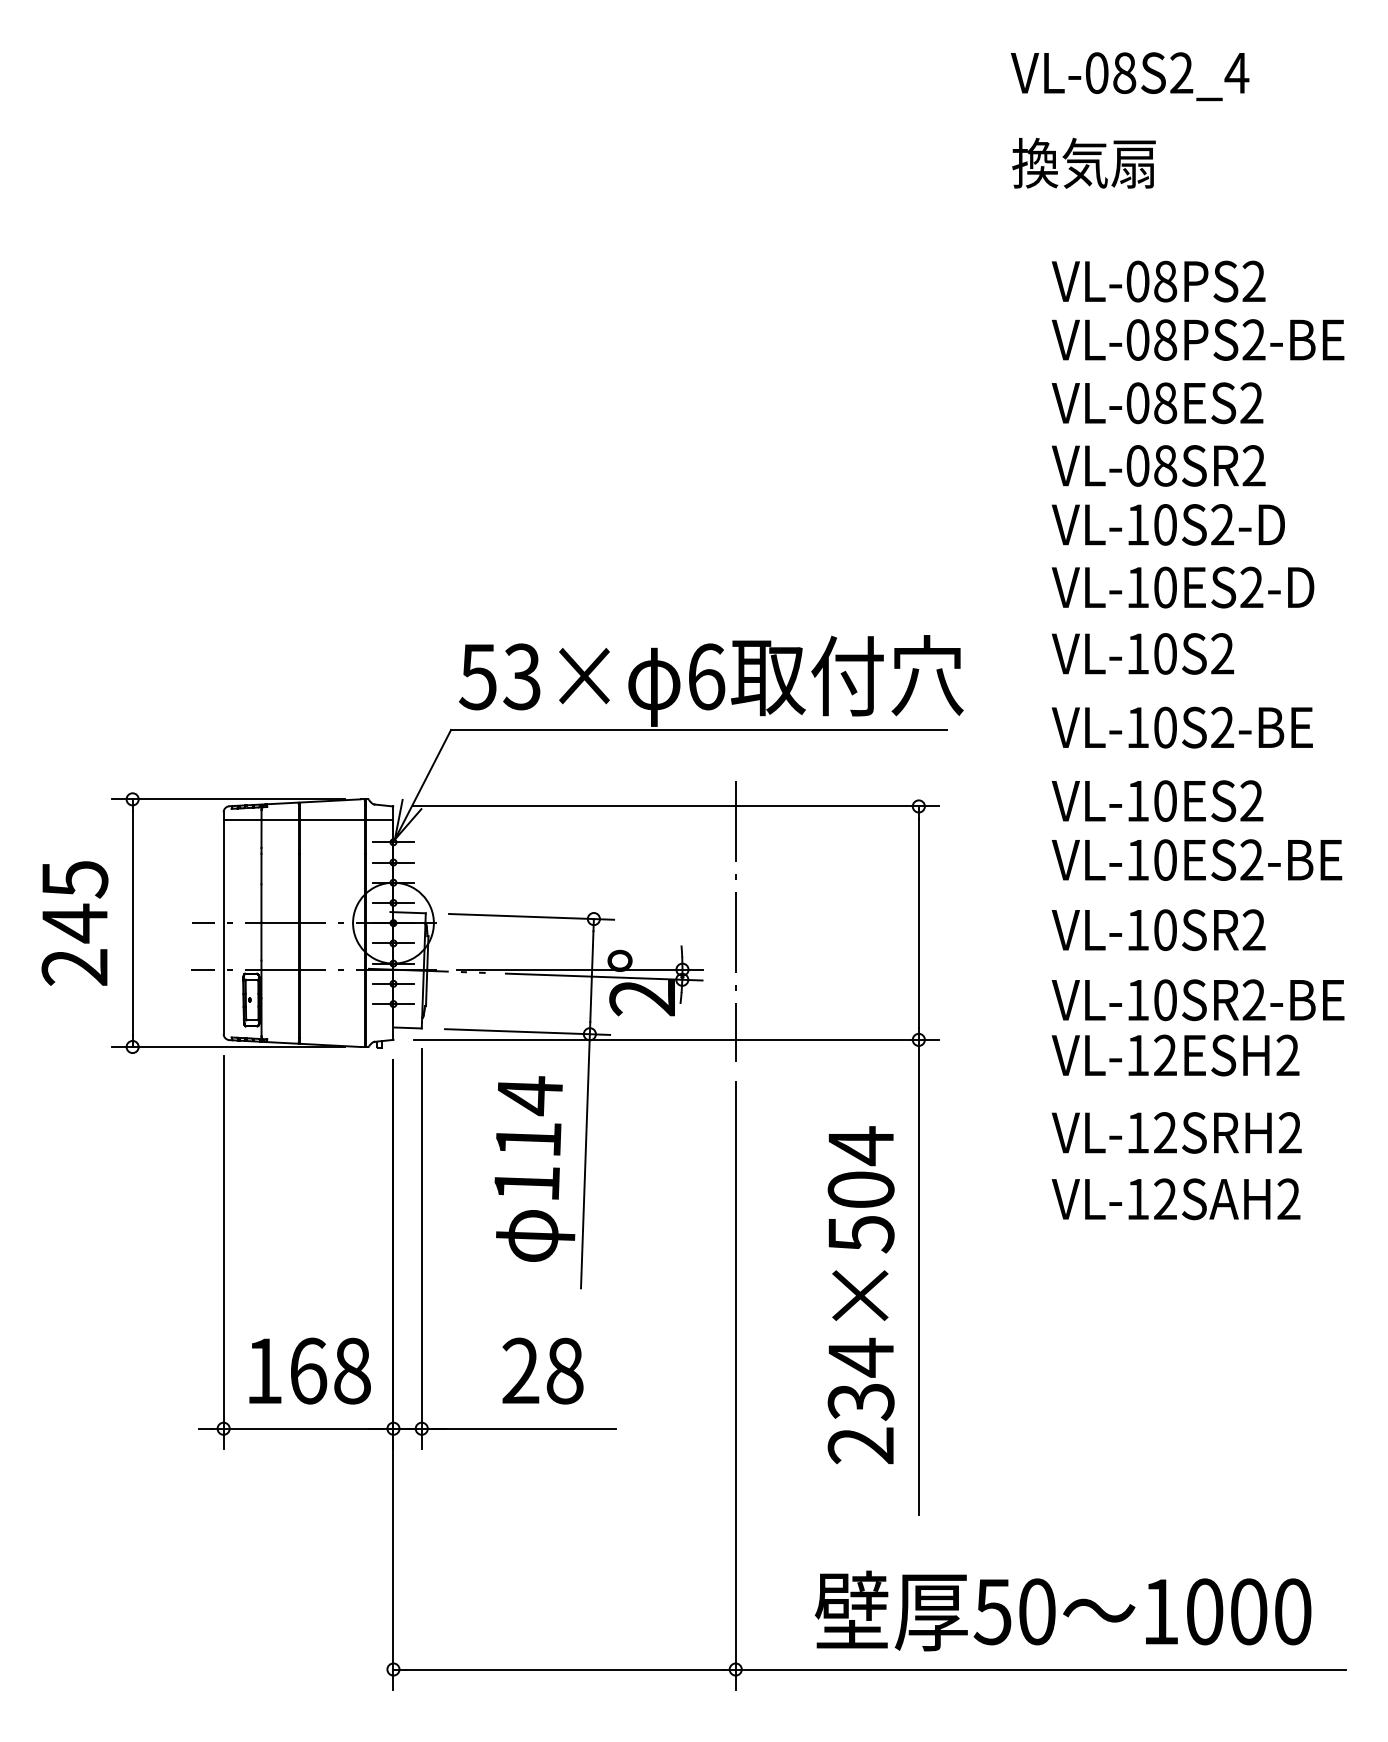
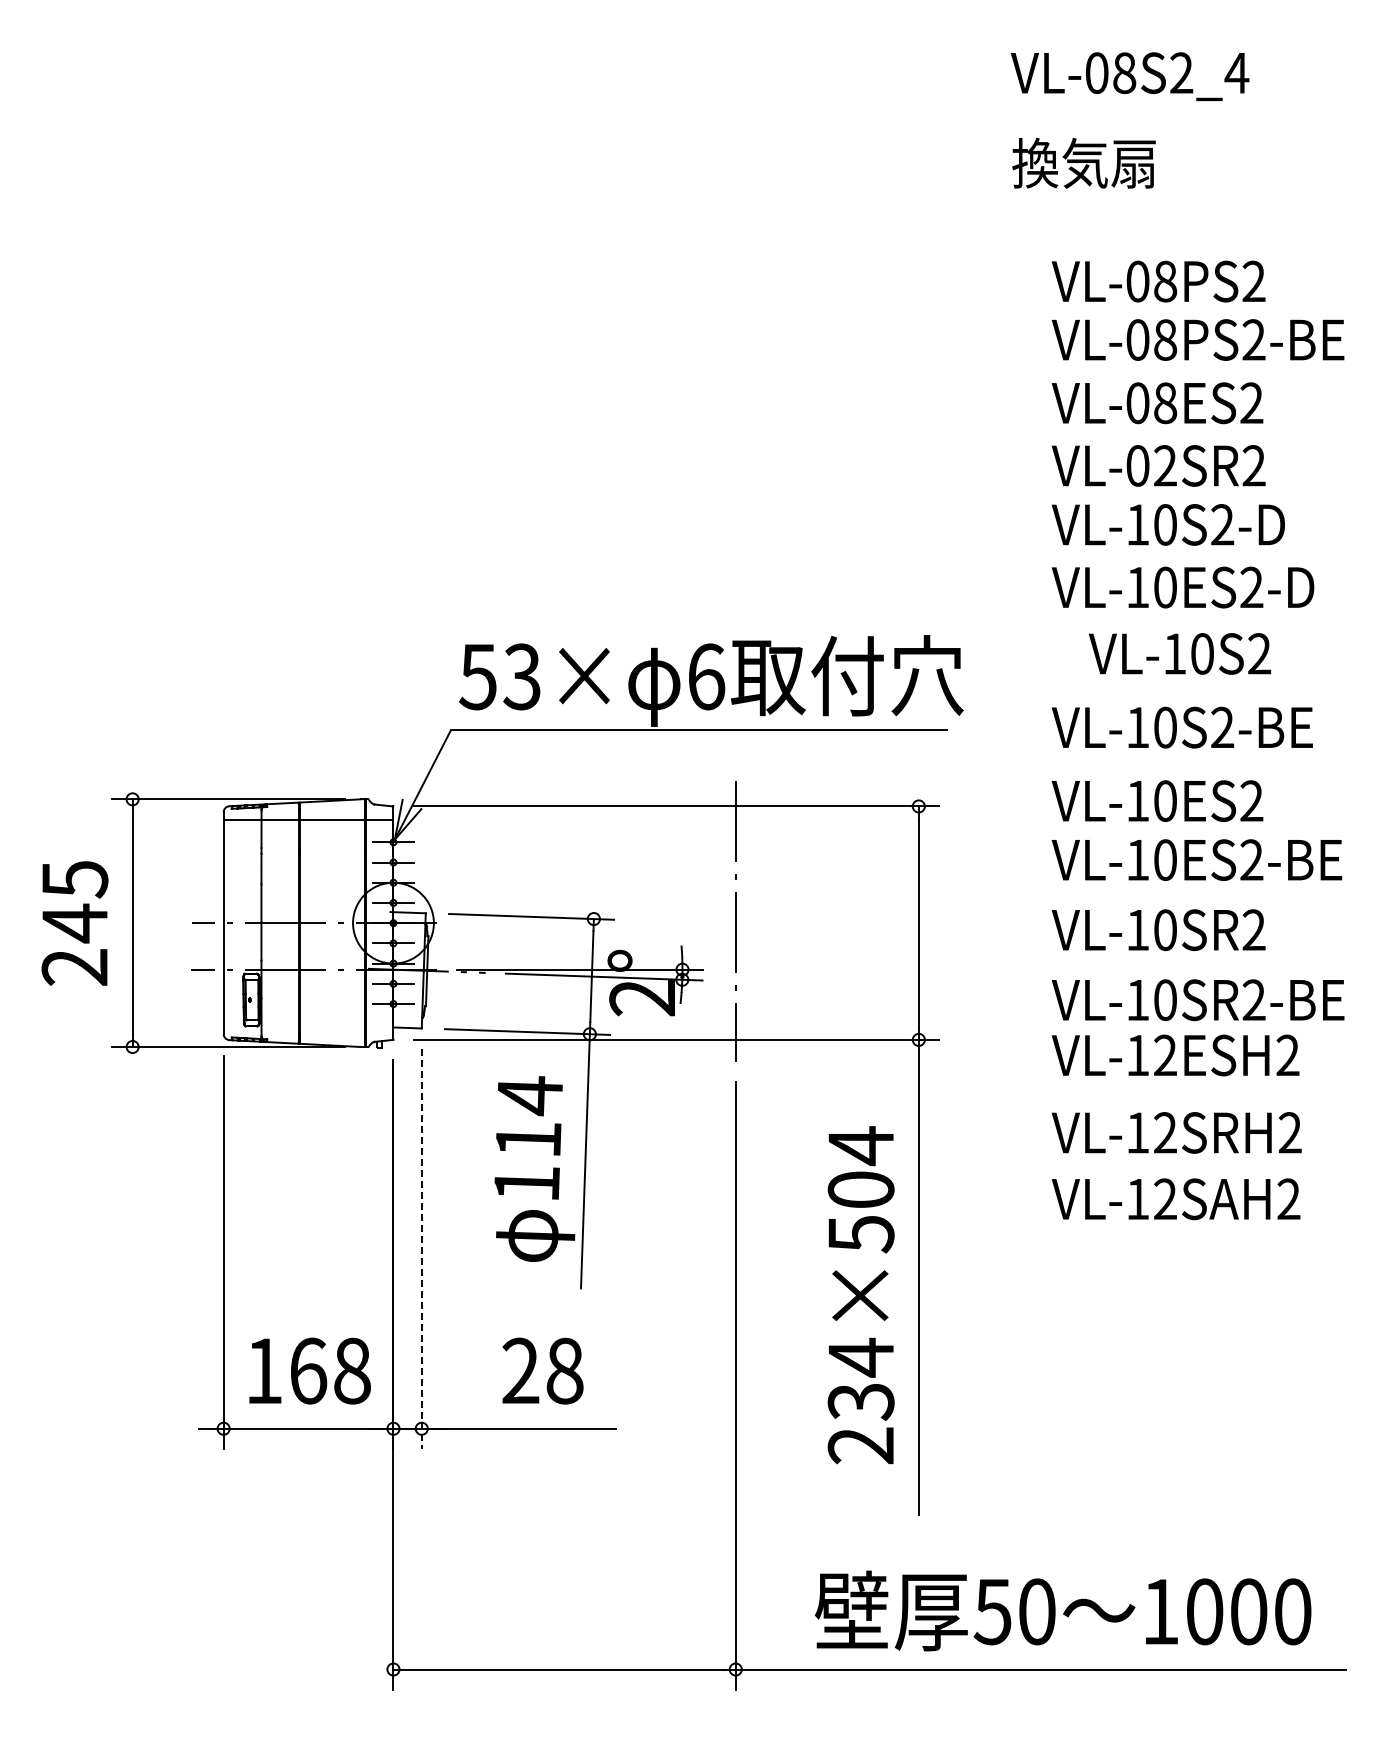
text: VL-08SR2 -> VL-02SR2 (1165, 465)
text position: (1142, 653) -> (1179, 653) (1179, 653)
line: solid -> dashed (421, 1249)
